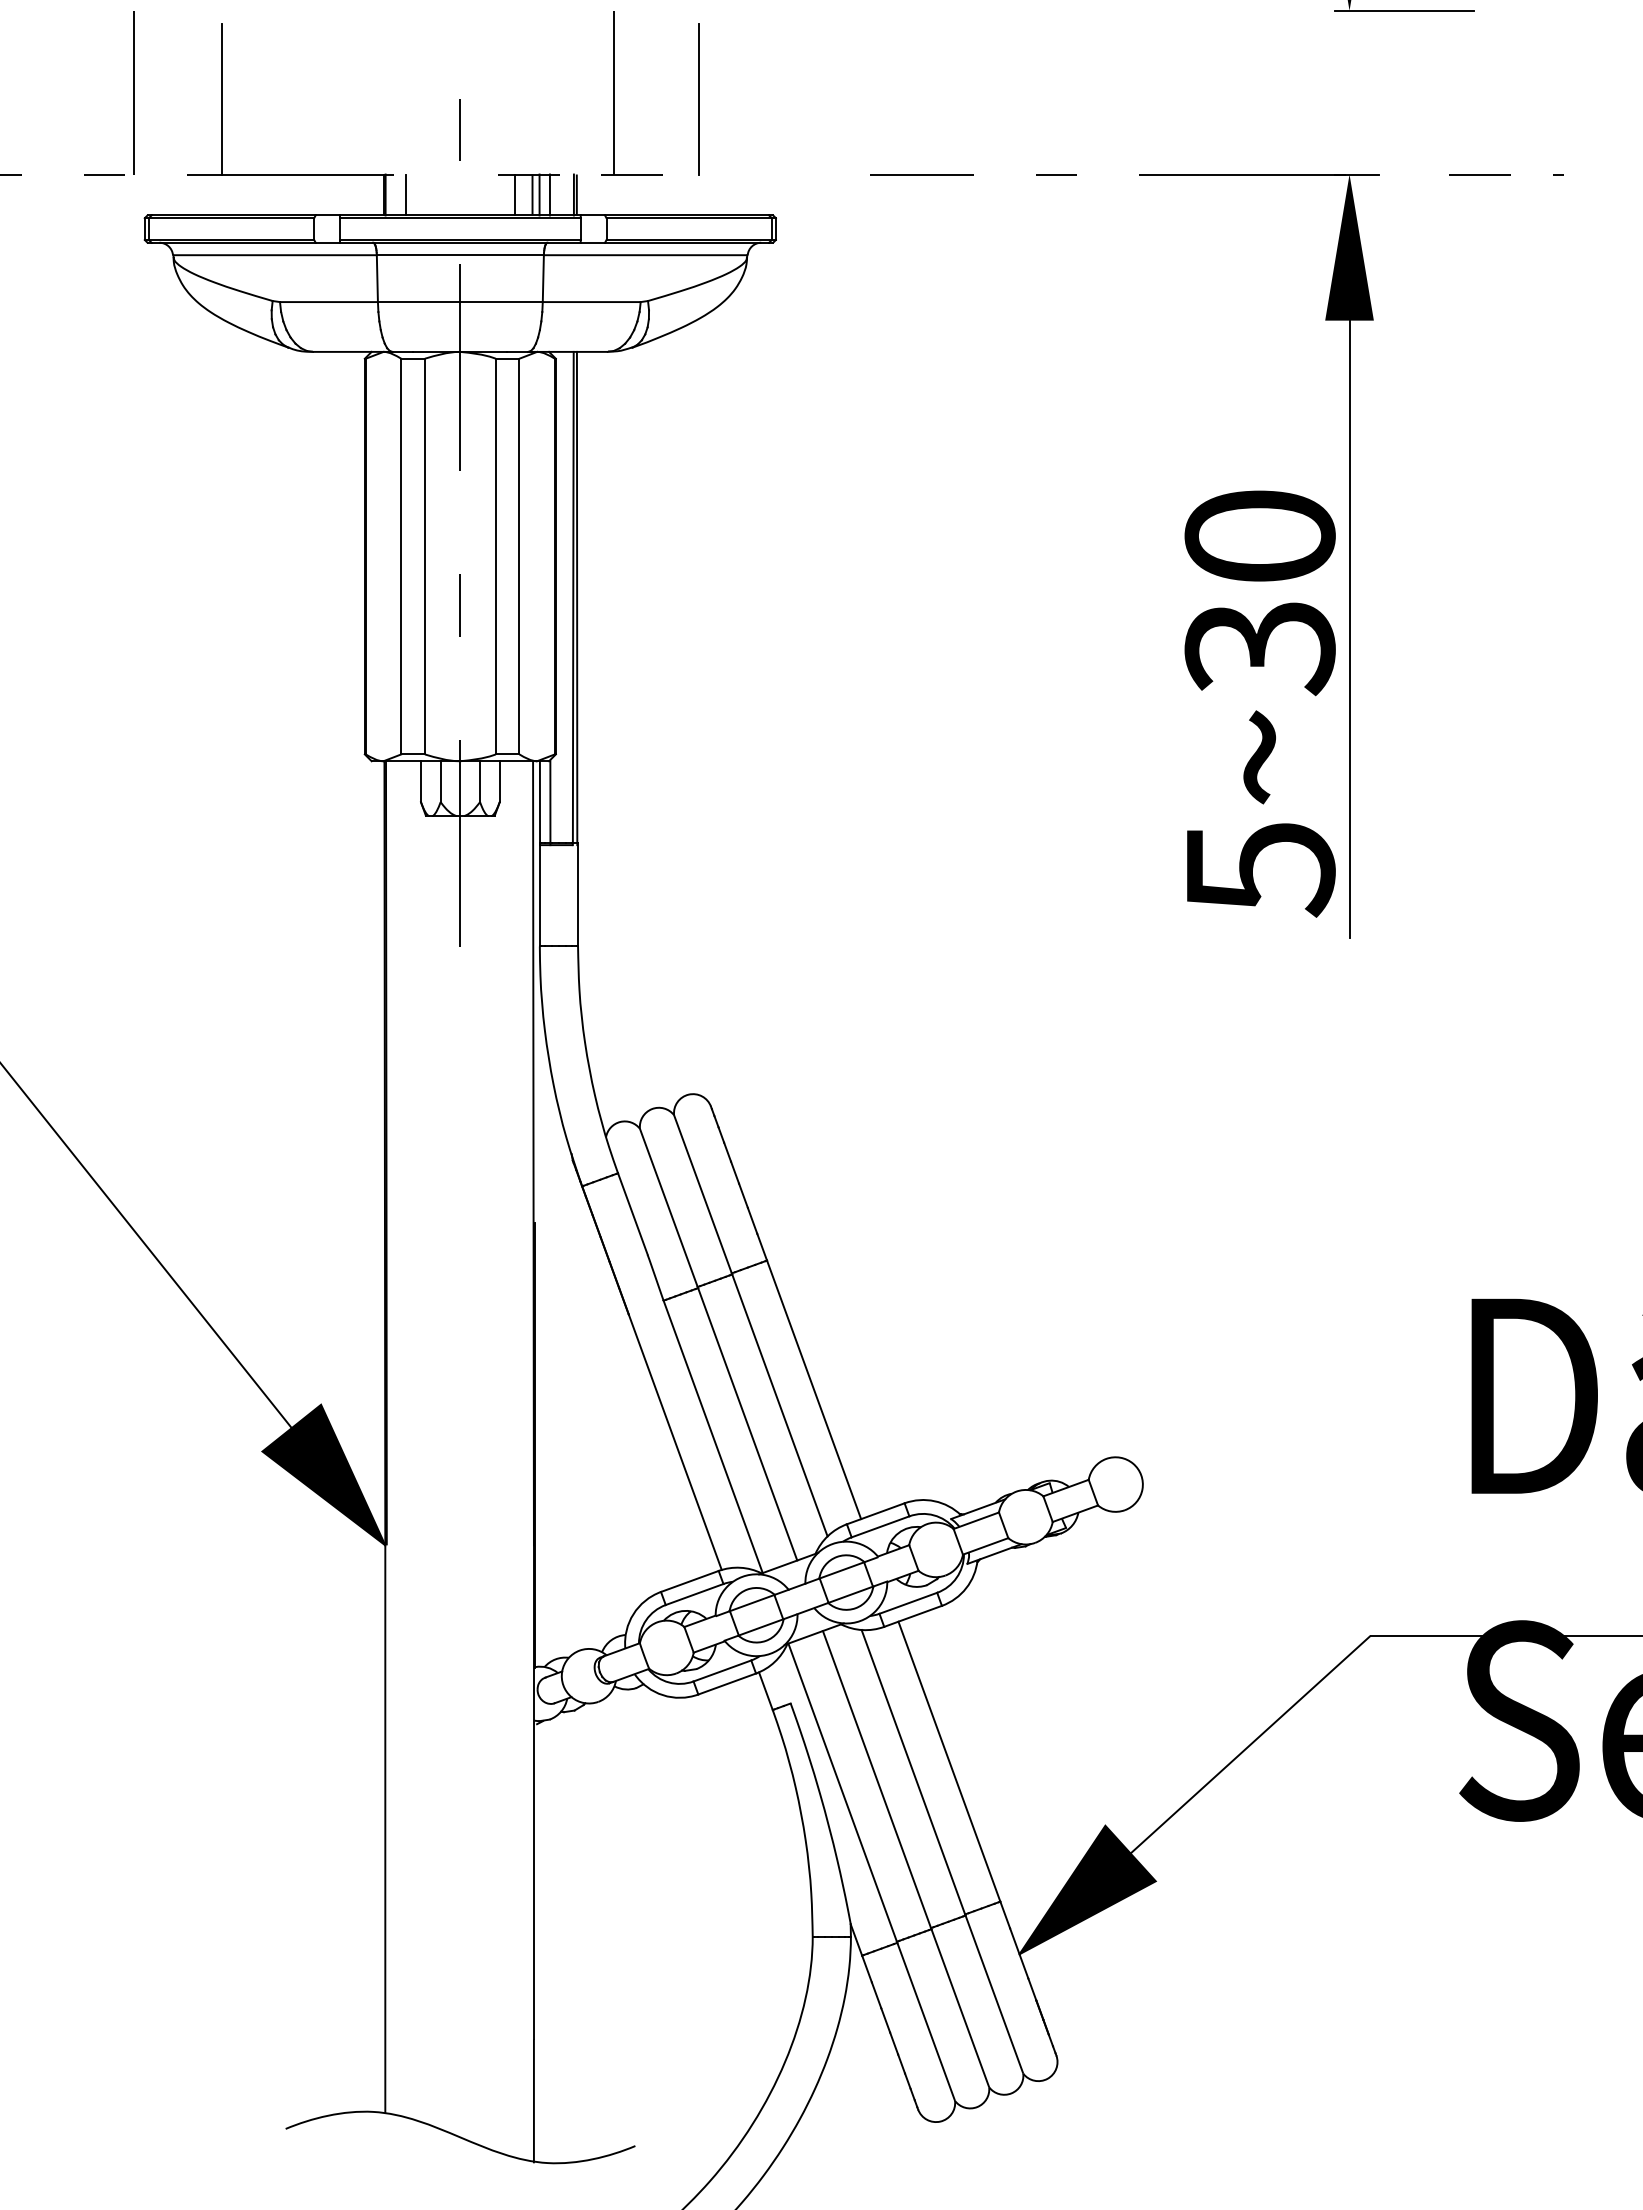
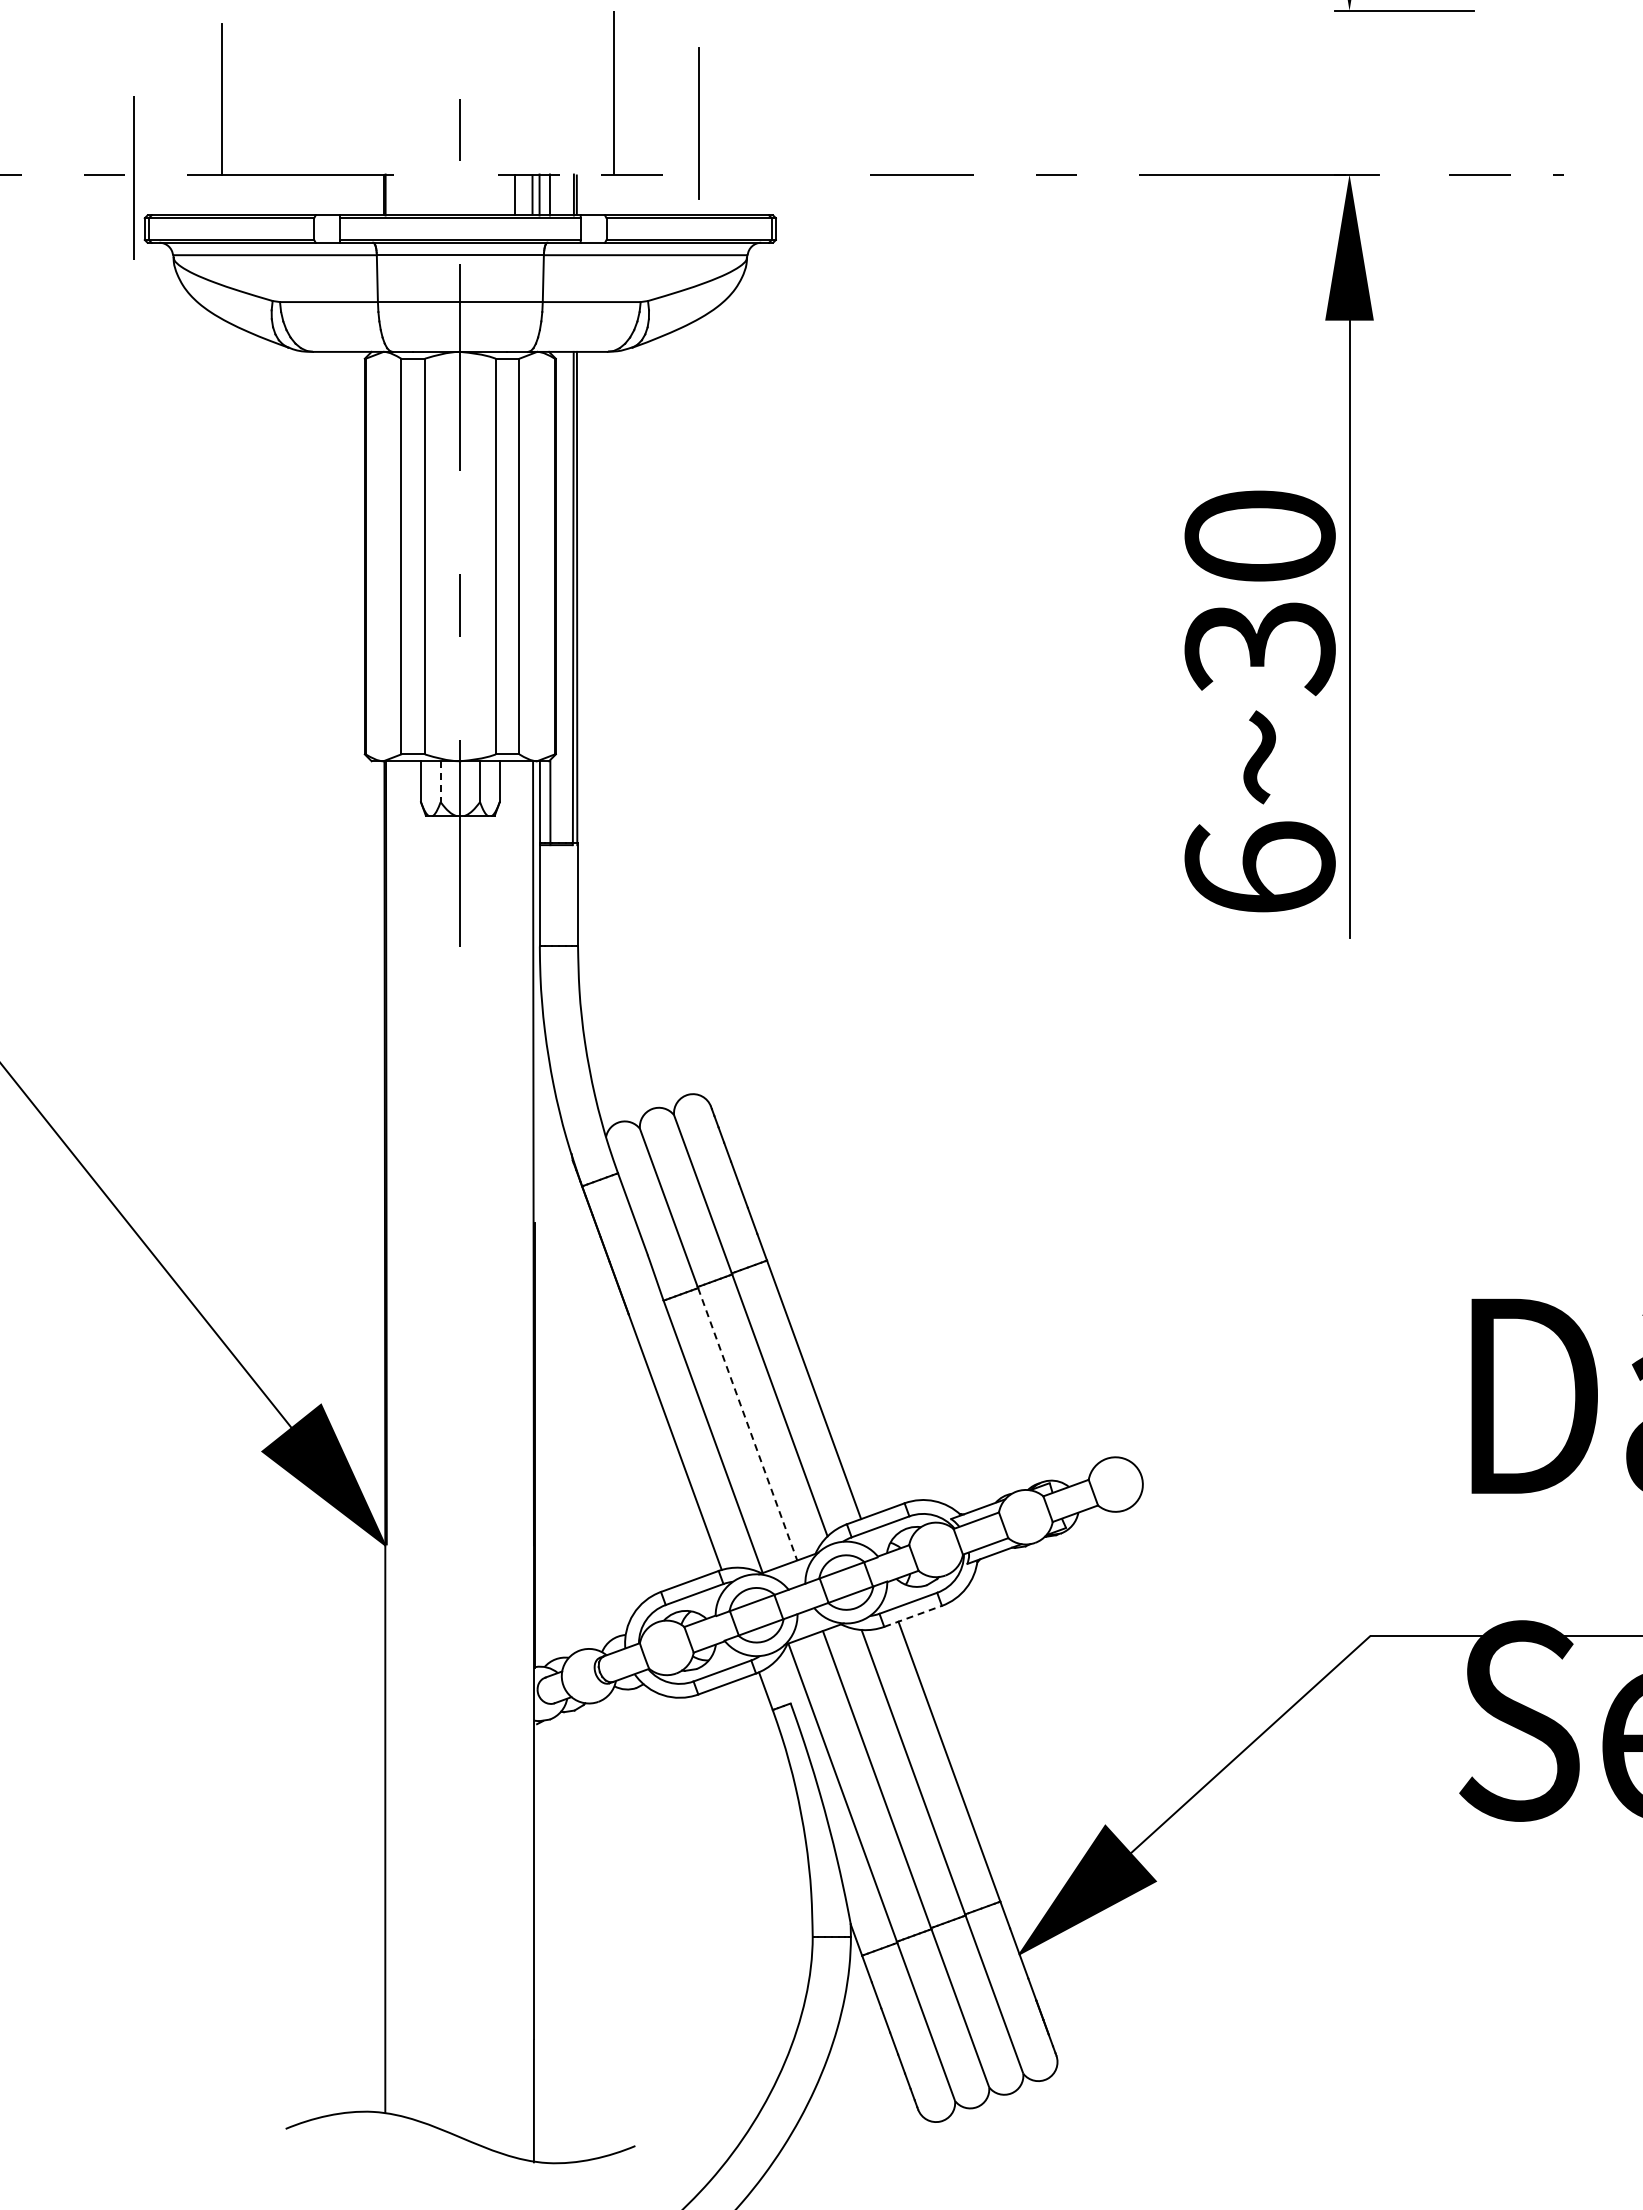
line position: (133, 92) -> (133, 177) (133, 177)
line position: (698, 99) -> (698, 123) (698, 123)
line: present -> none (405, 194)
line: solid -> dashed (440, 782)
text: 5~30 -> 6~30 (1259, 869)
line: solid -> dashed (747, 1424)
line: solid -> dashed (913, 1616)
